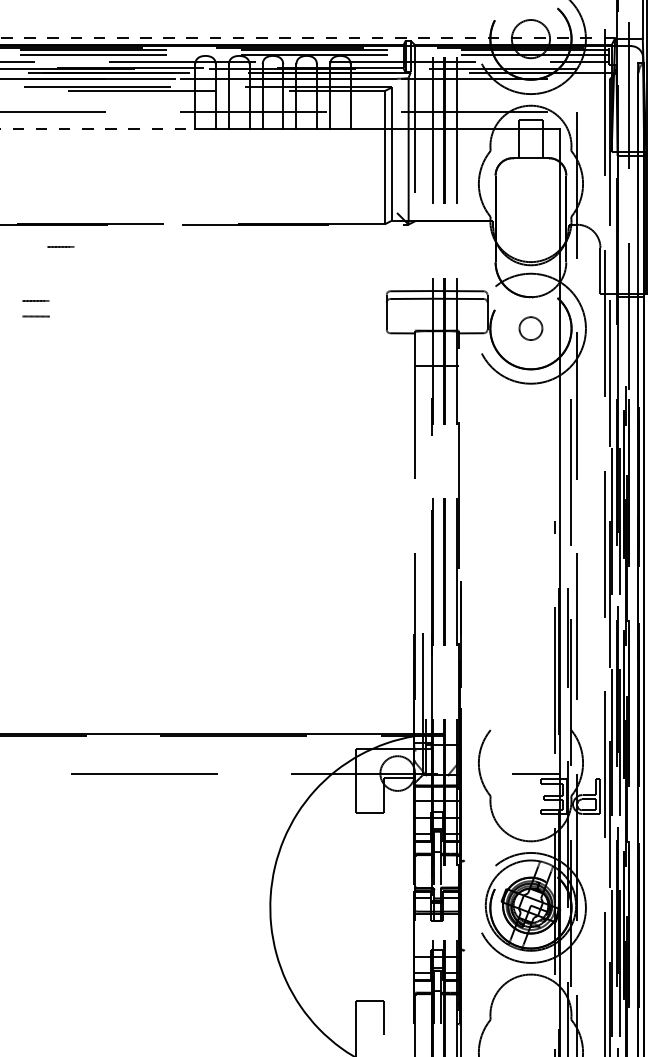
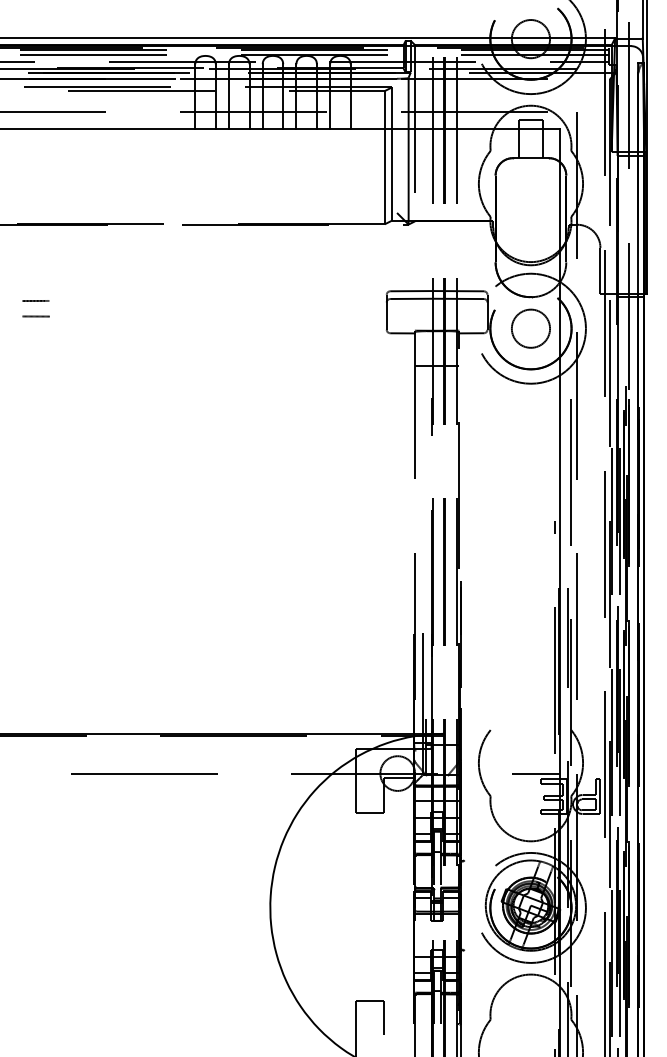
line: dashed -> solid (307, 38)
line: dashed -> solid (98, 129)
line: present -> none (60, 246)
circle size: 26x25 px -> 40x41 px (530, 328)
